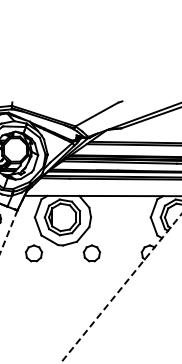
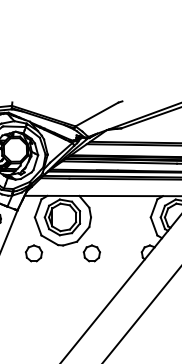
line: dashed -> solid (8, 232)
line: dashed -> solid (120, 288)
line: none -> present (141, 314)
